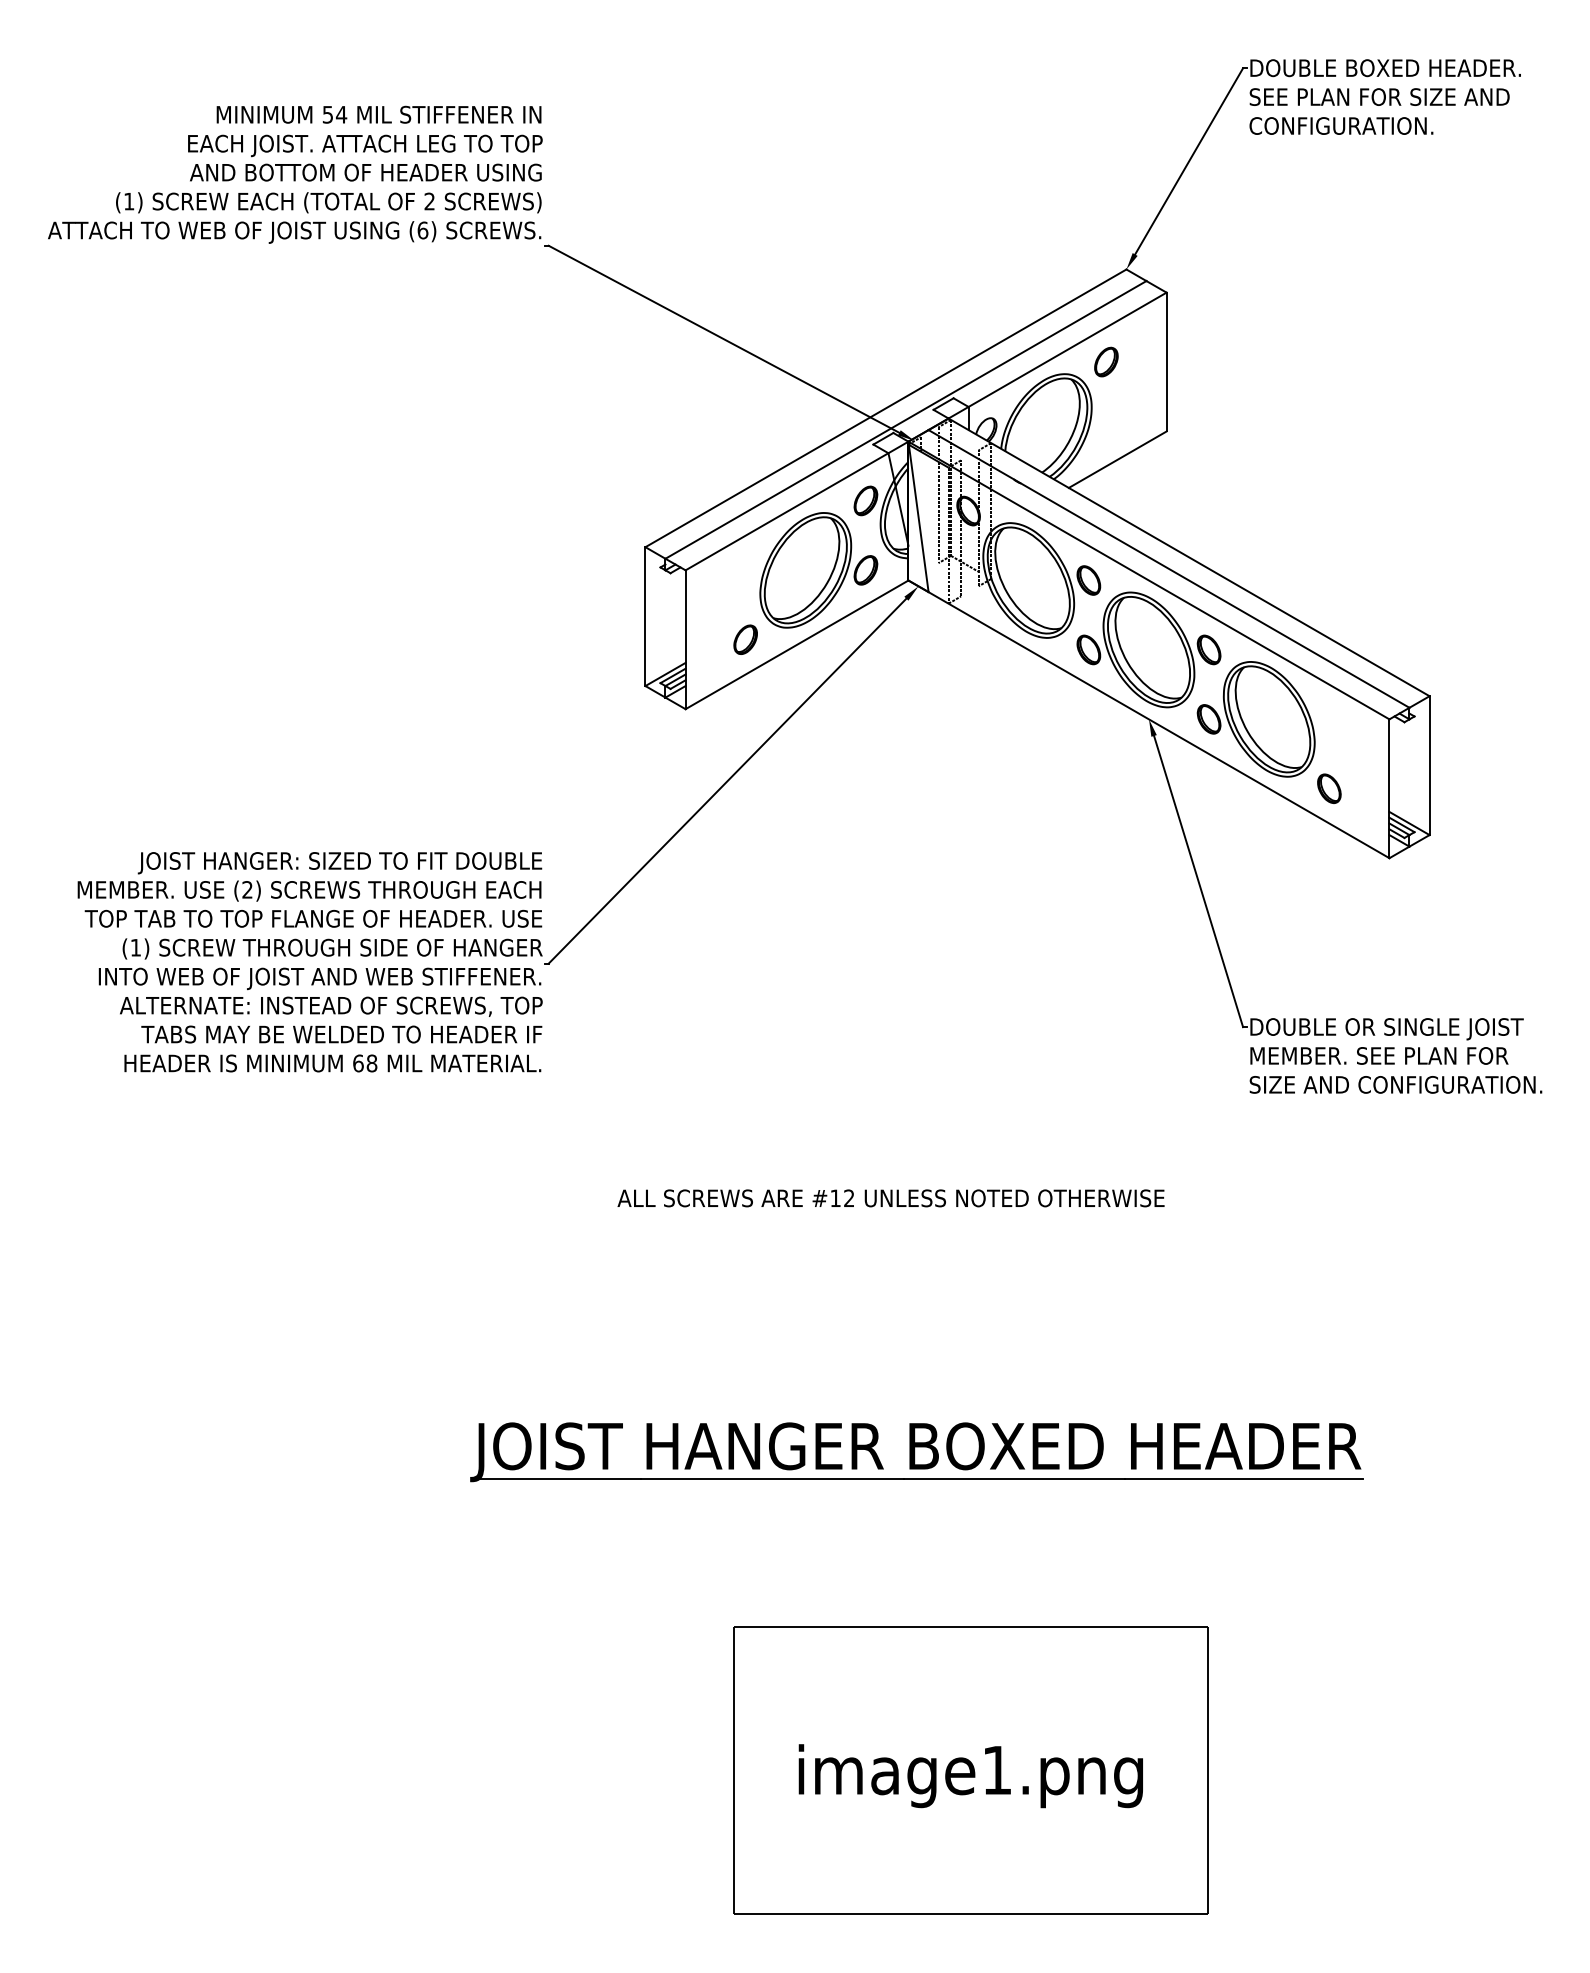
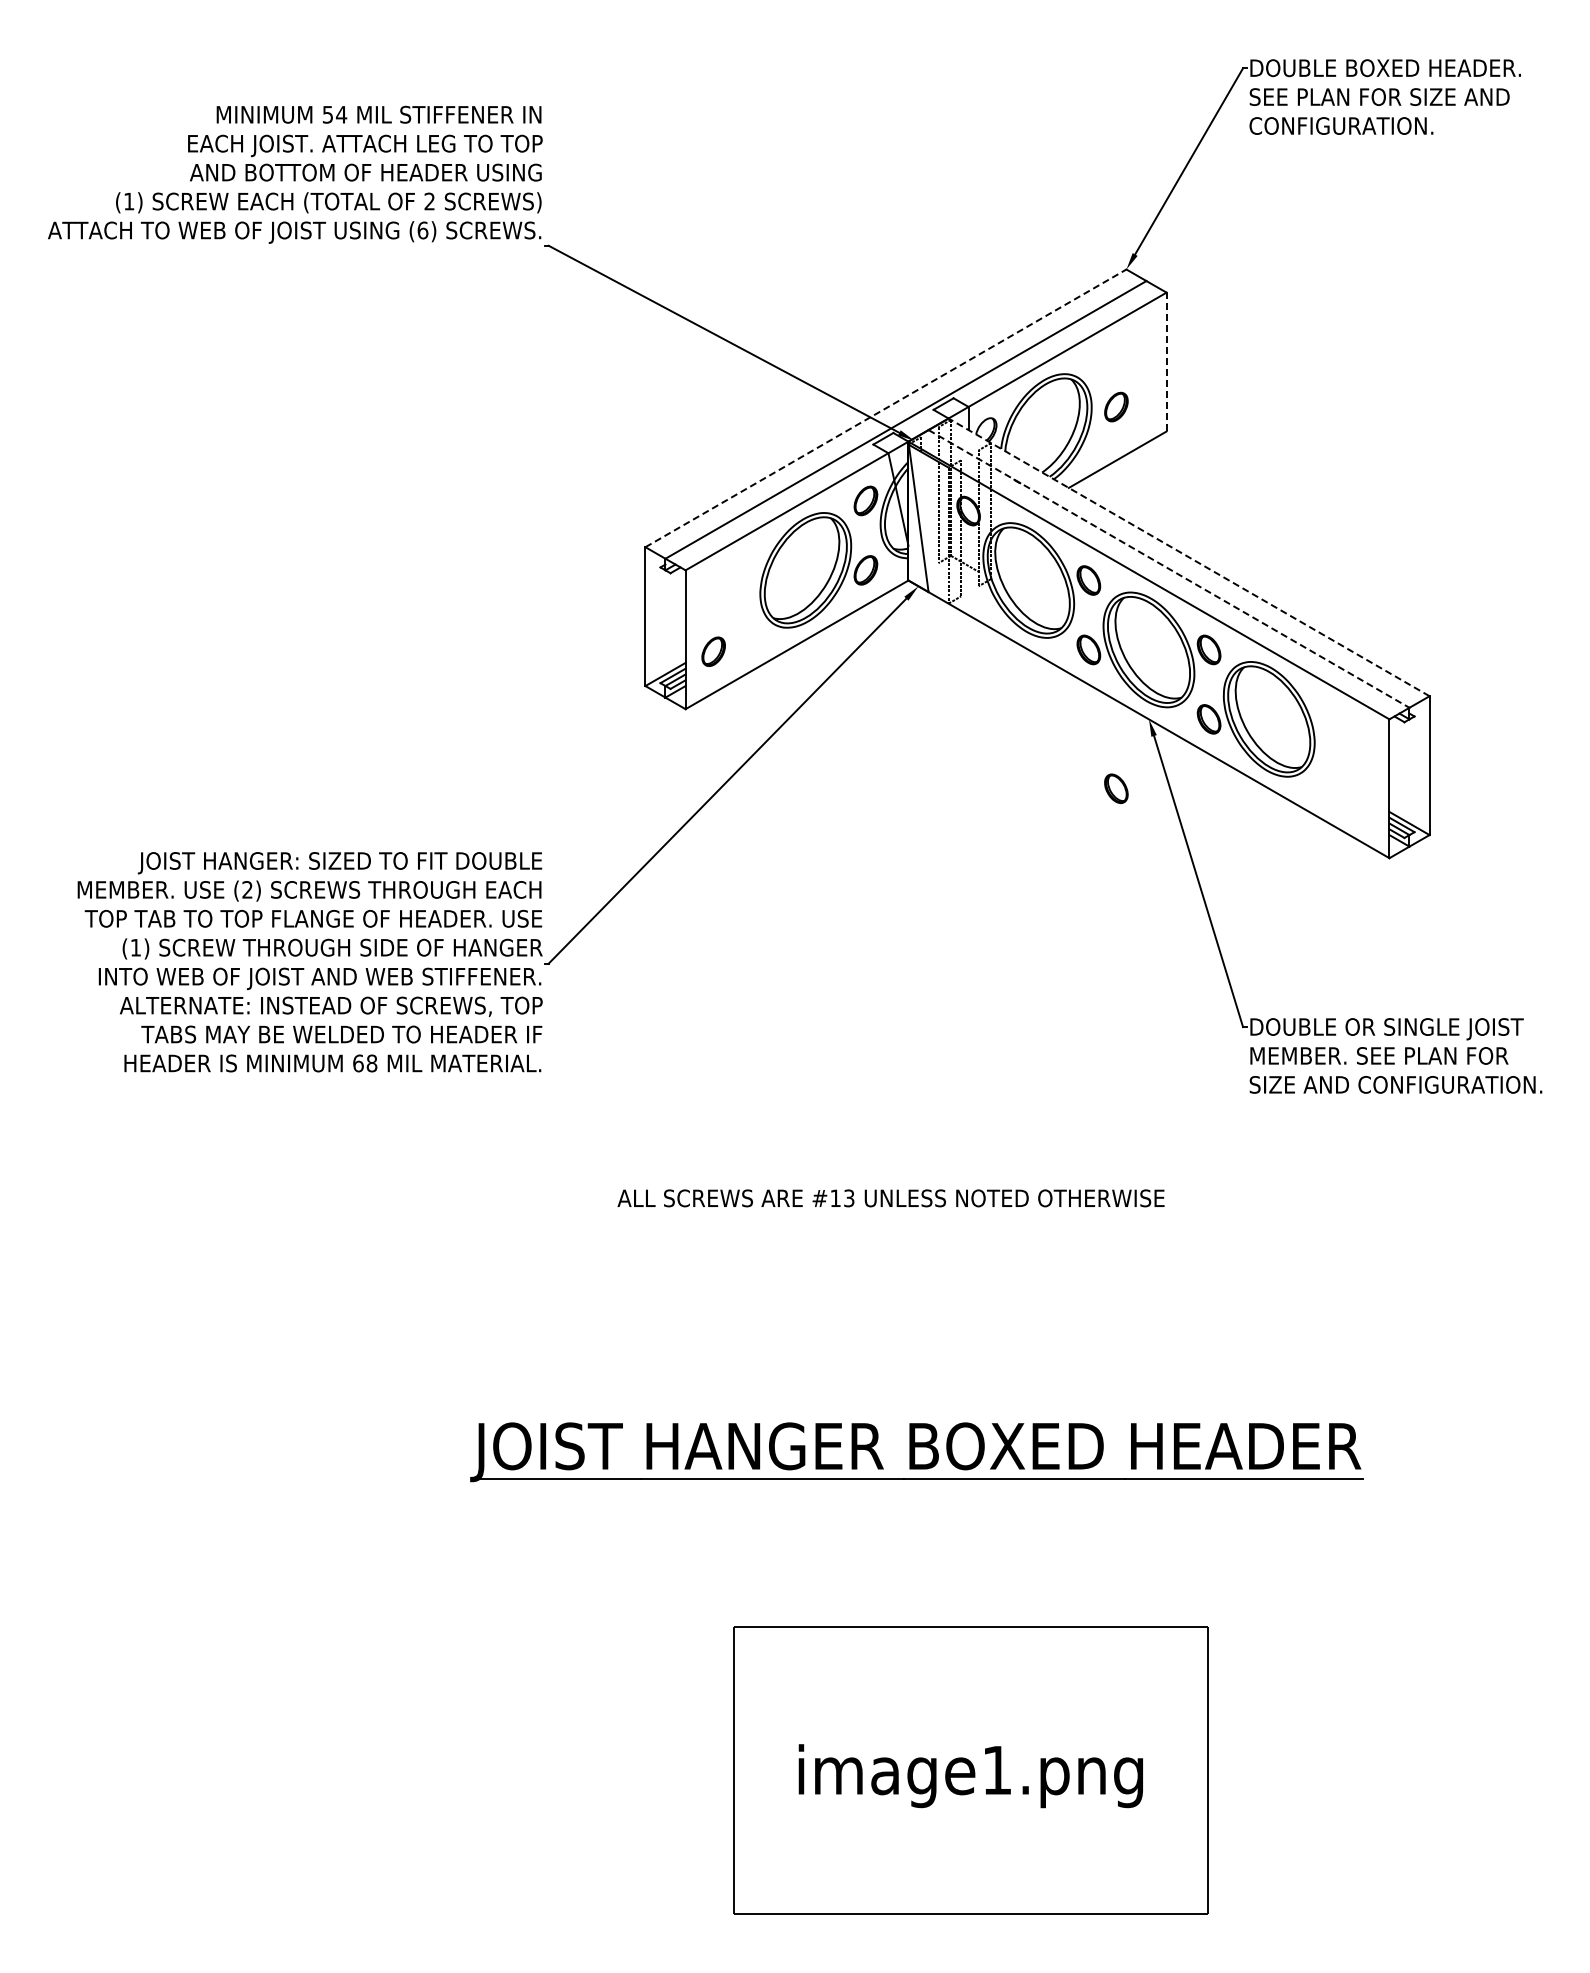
part position: (1106, 361) -> (1116, 406) (1116, 406)
line: solid -> dashed (1166, 361)
line: solid -> dashed (885, 408)
line: solid -> dashed (1189, 557)
line: solid -> dashed (1169, 568)
part position: (745, 639) -> (713, 651) (713, 651)
part position: (1329, 788) -> (1116, 788) (1116, 788)
text: #12 -> #13 (849, 1198)
